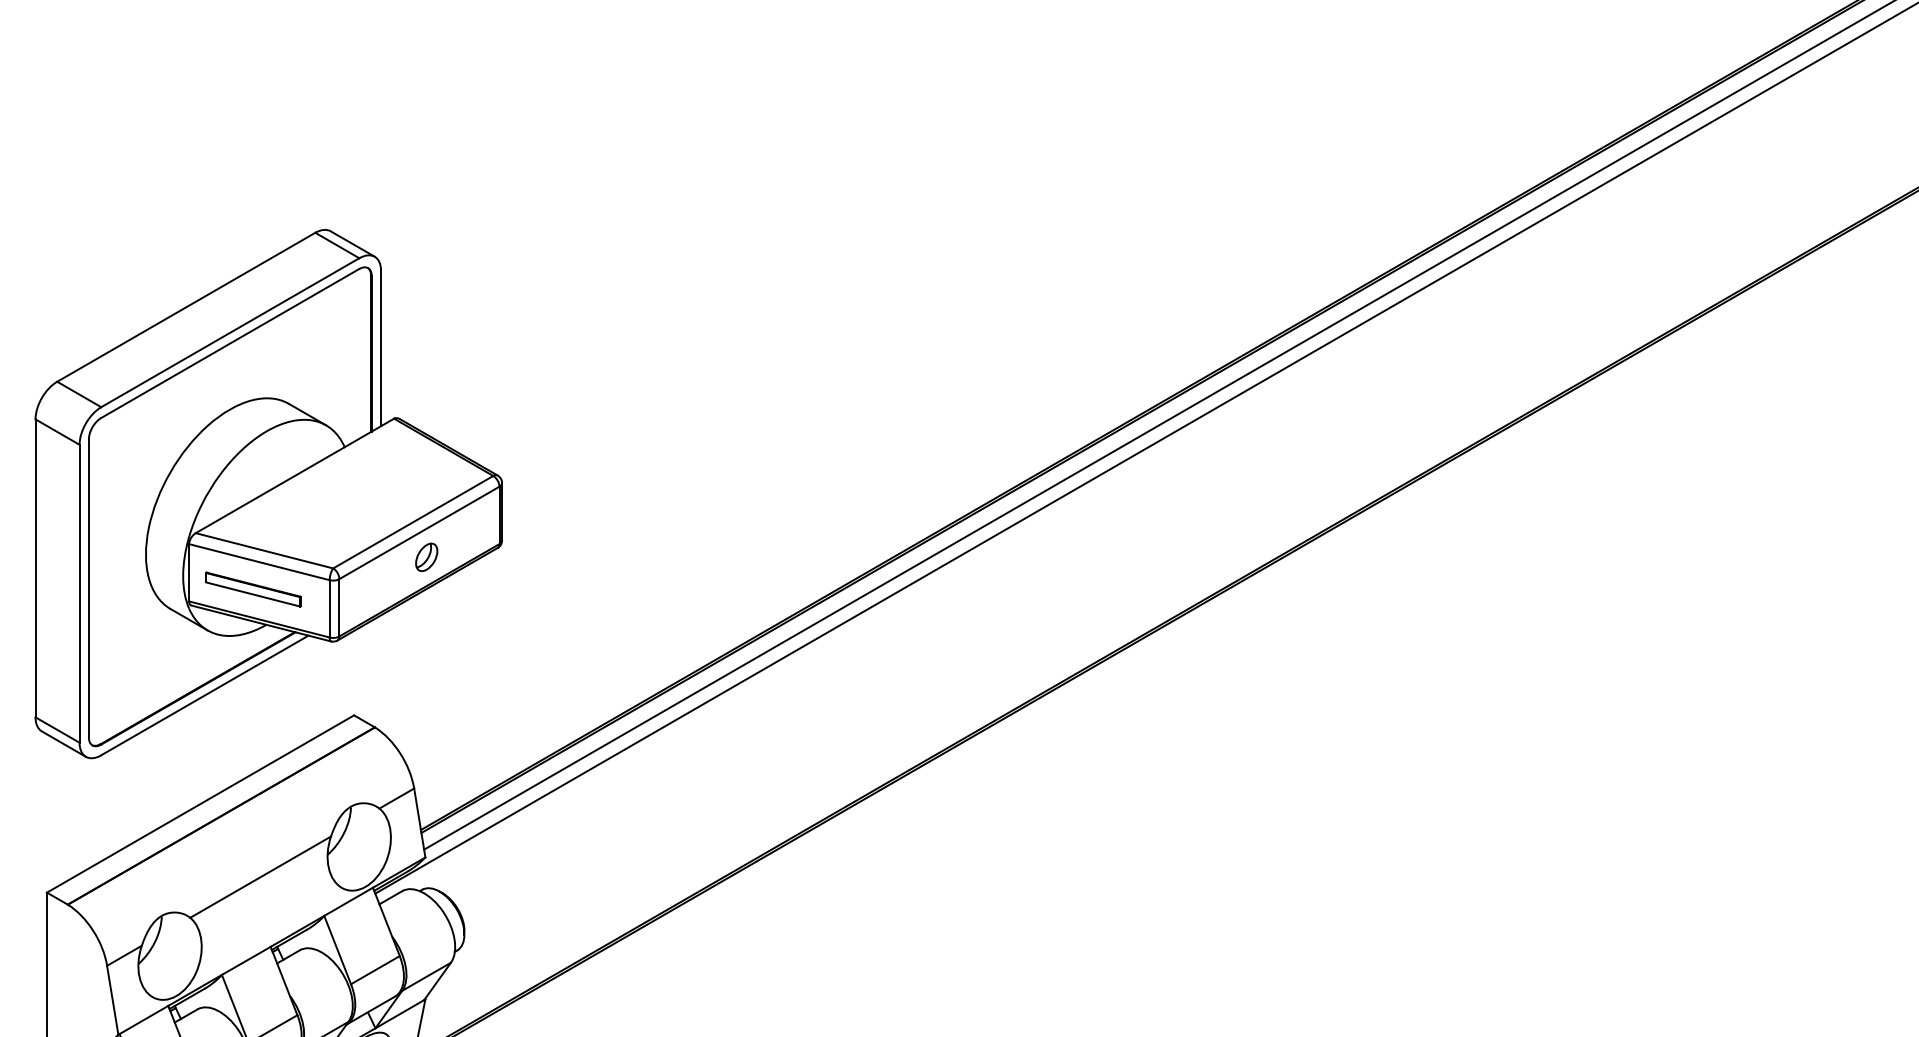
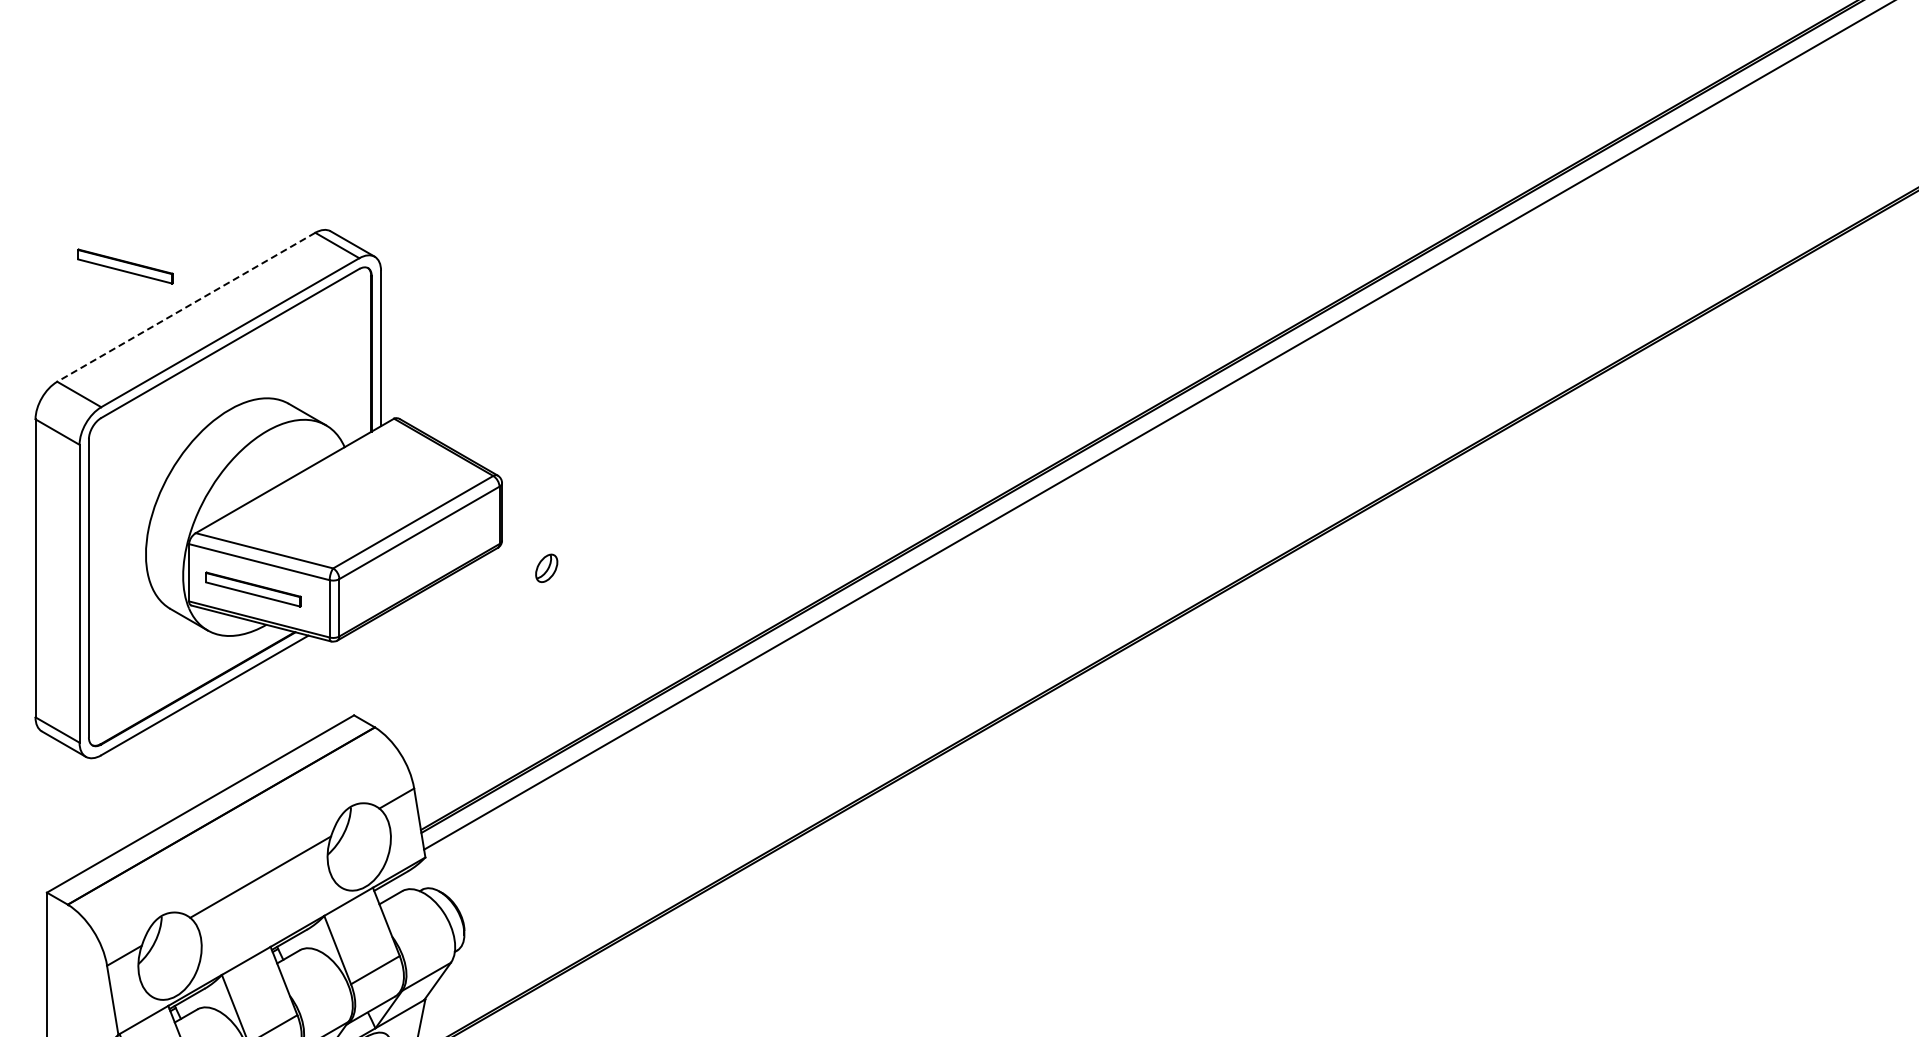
part: none -> present (125, 266)
line: solid -> dashed (186, 307)
line: present -> none (1145, 448)
part position: (426, 556) -> (546, 567) (546, 567)
